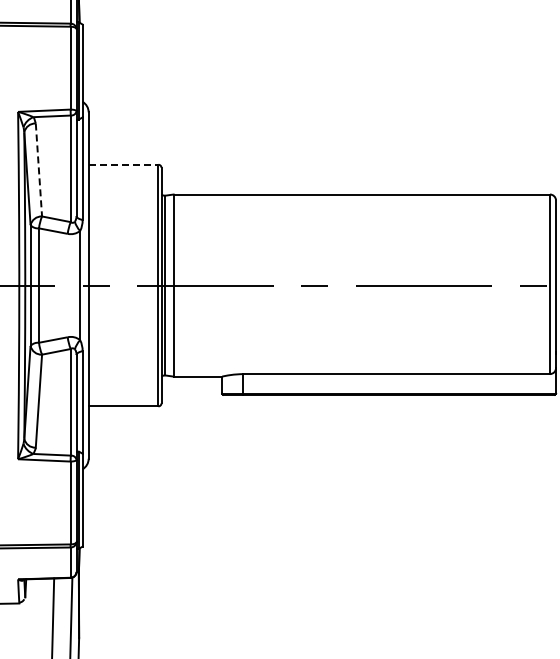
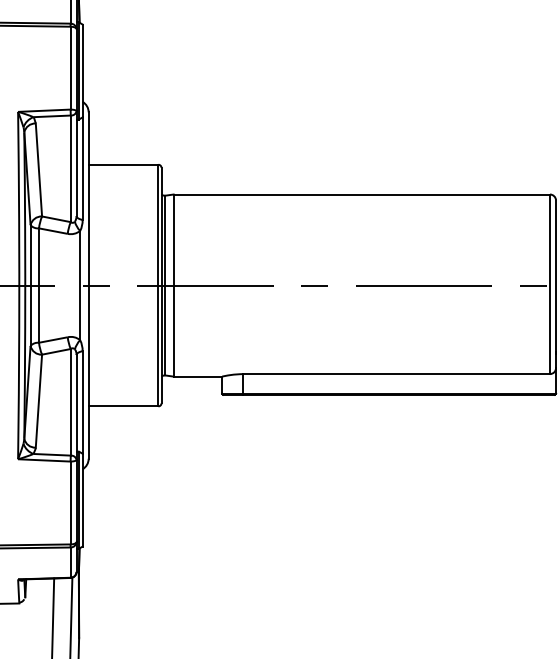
line: dashed -> solid (123, 164)
line: dashed -> solid (38, 170)
